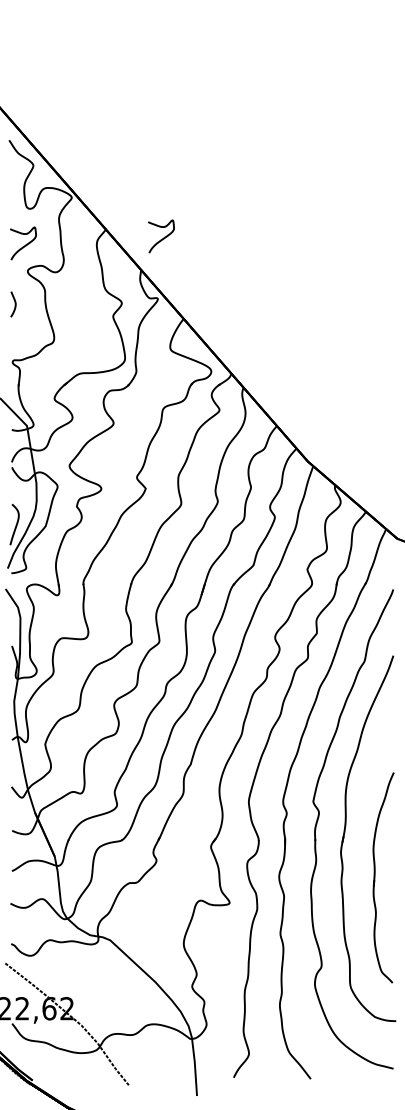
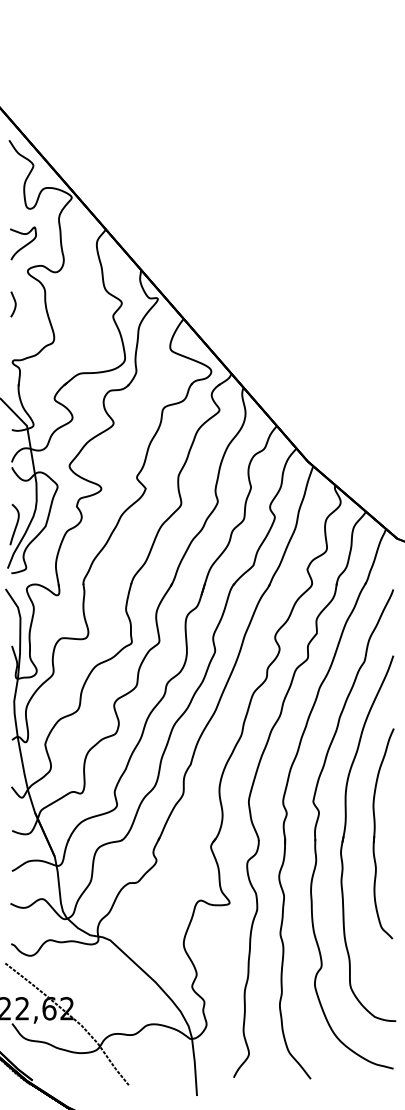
curve: present -> none (163, 237)
part position: (375, 877) -> (375, 833) (375, 833)
